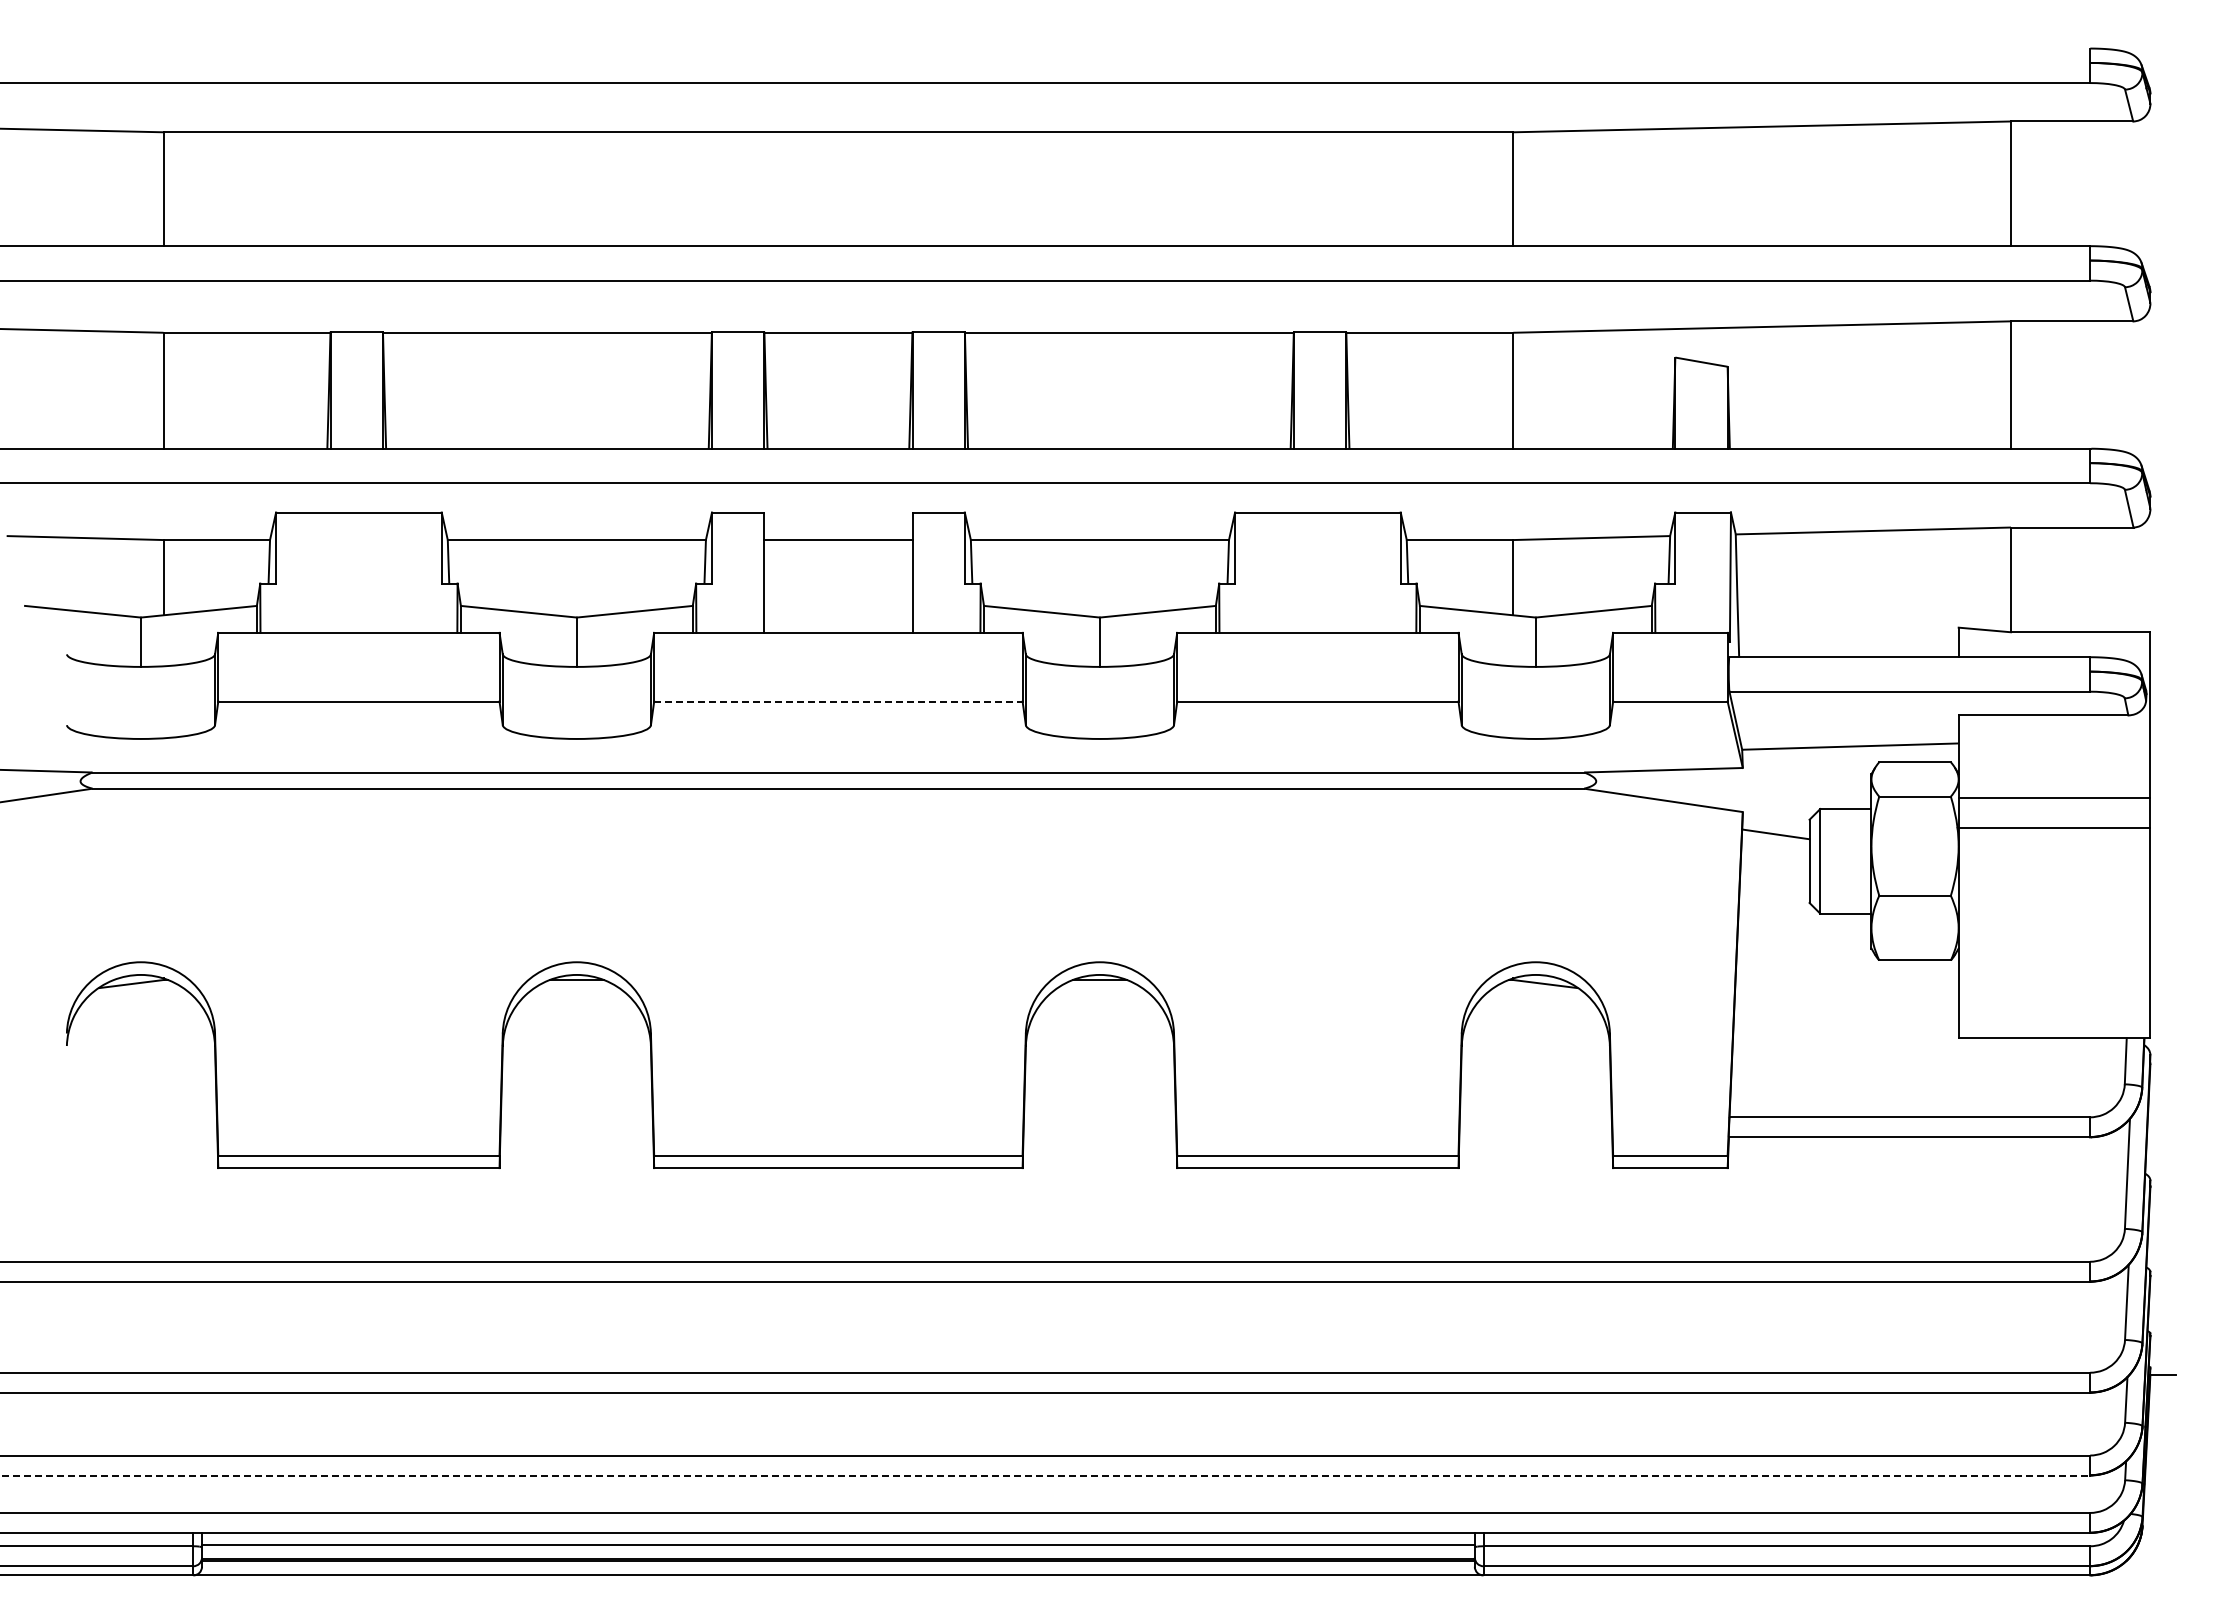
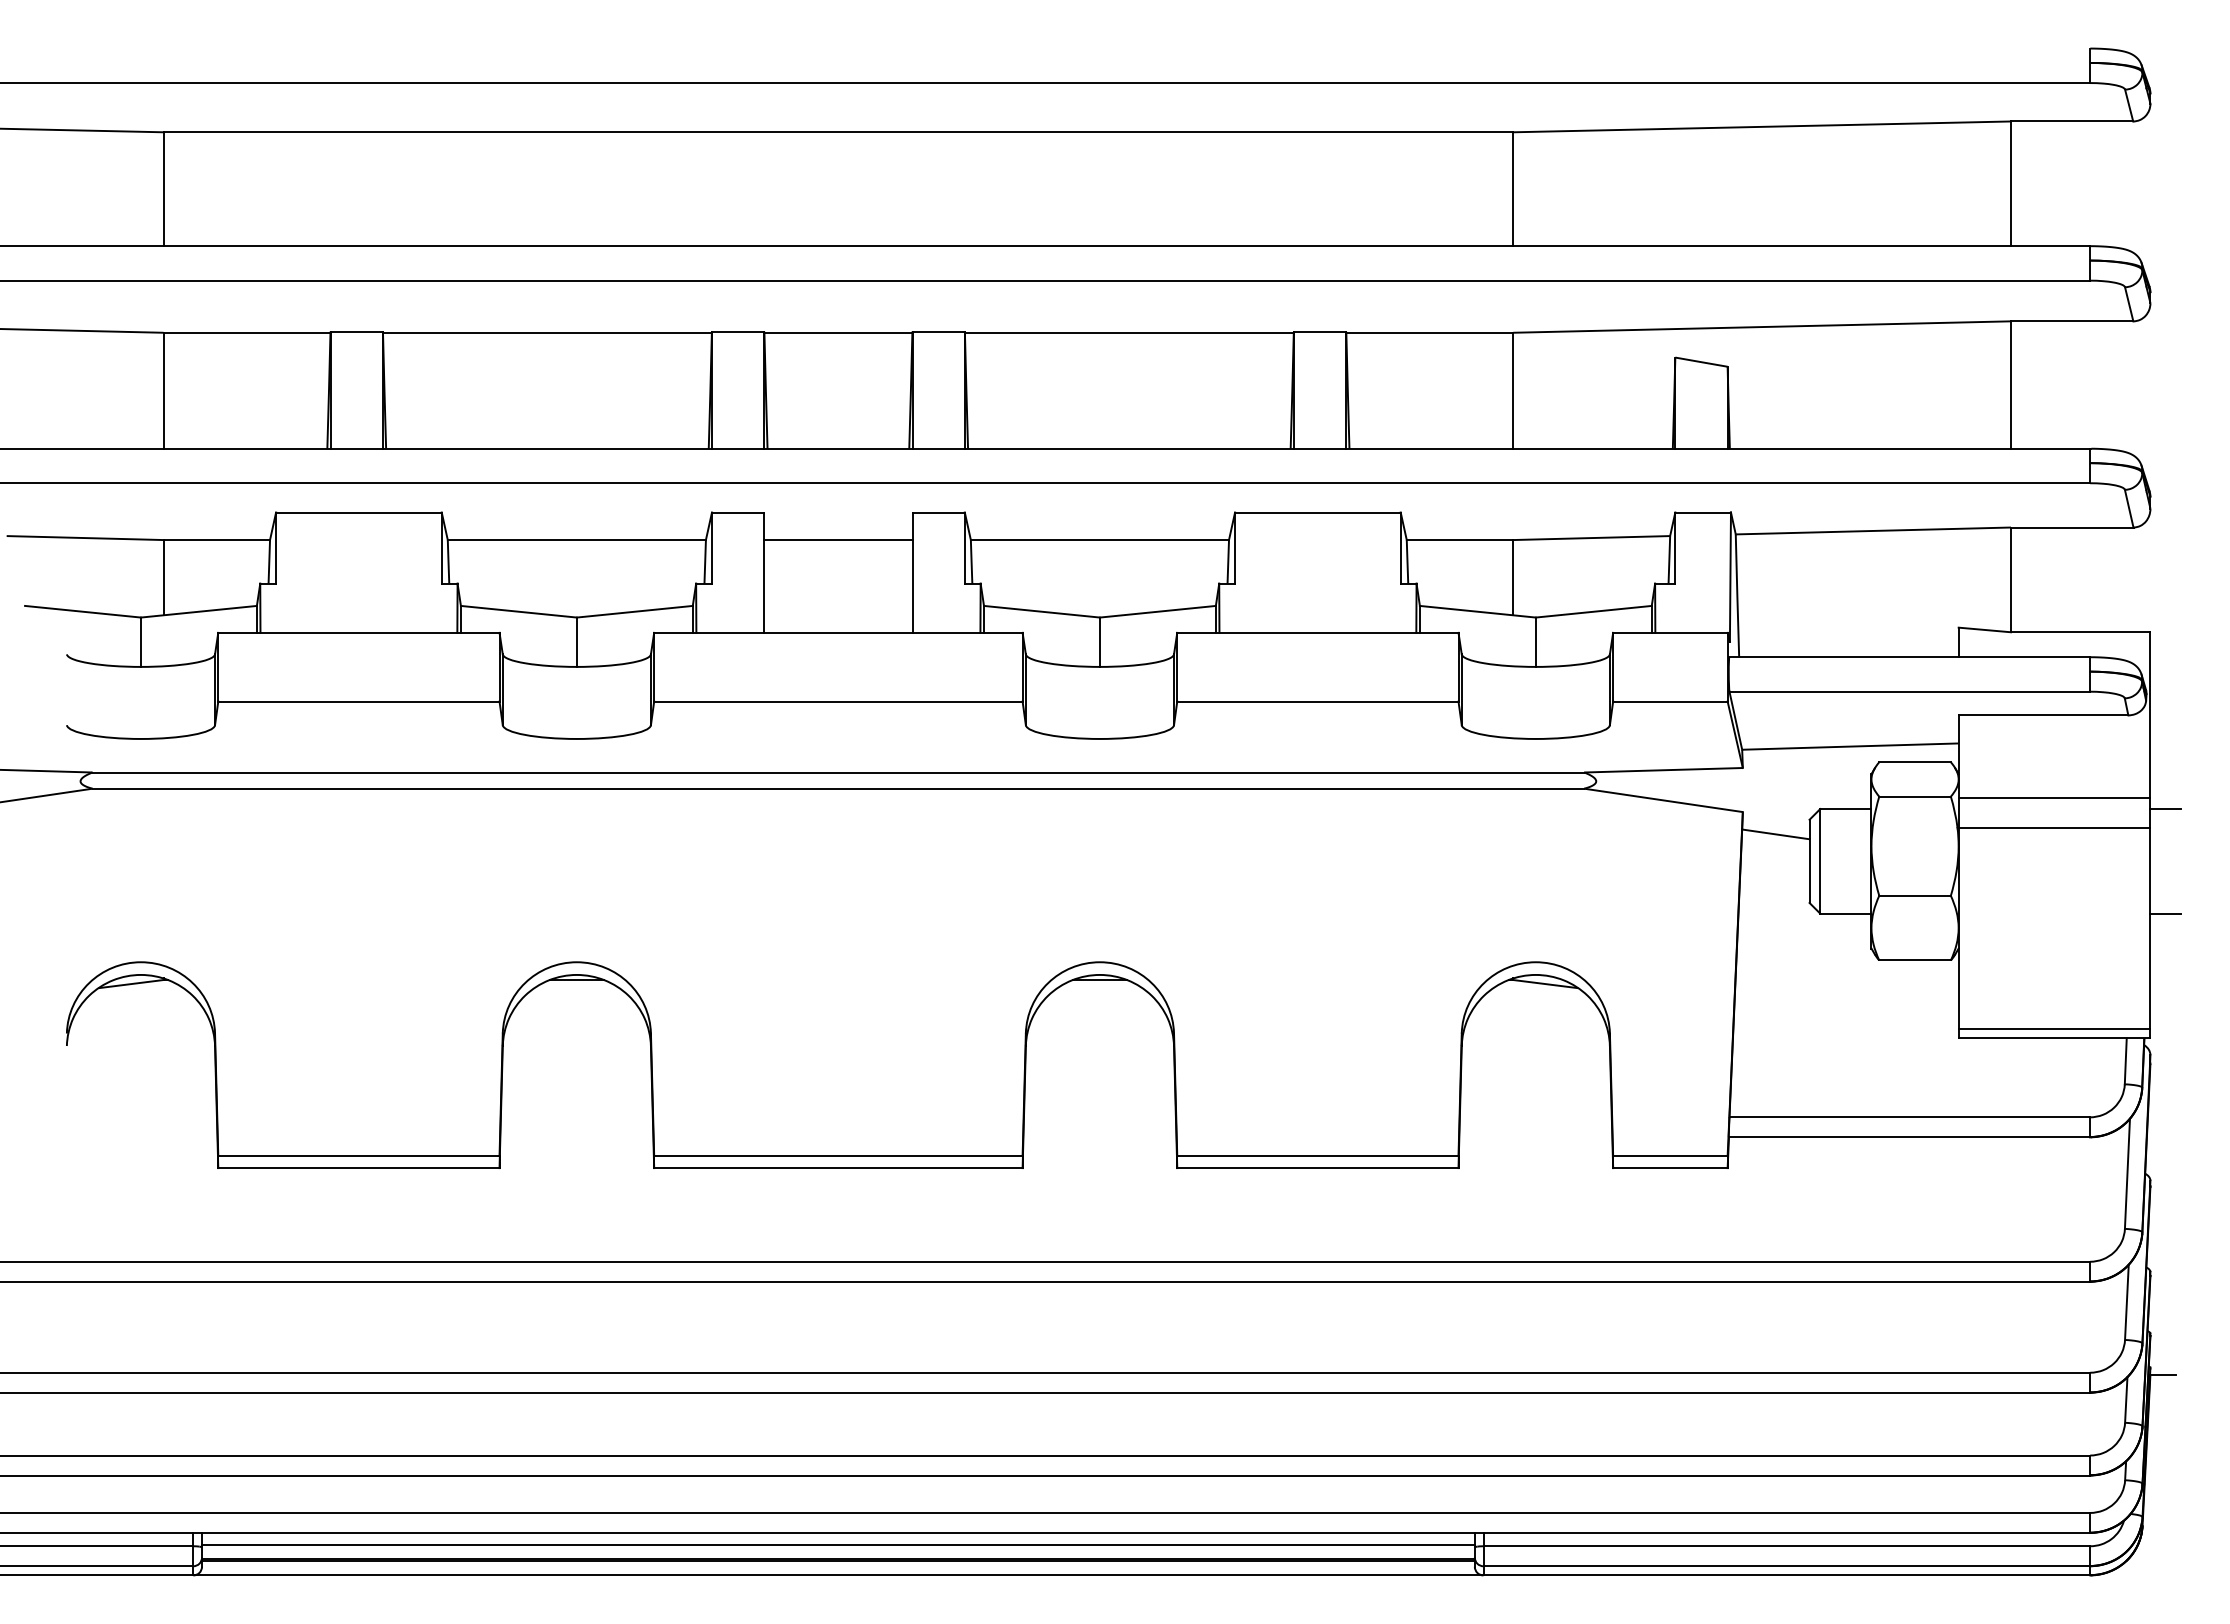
line: dashed -> solid (838, 701)
line: none -> present (2165, 809)
line: none -> present (2165, 913)
line: none -> present (2054, 1028)
line: dashed -> solid (1045, 1475)
